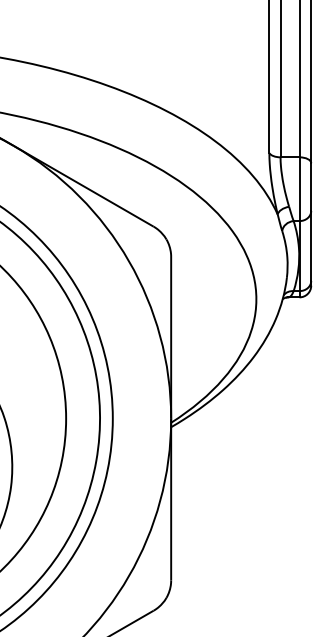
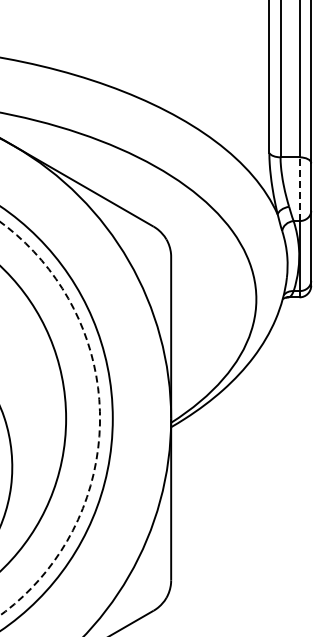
line: solid -> dashed (299, 189)
arc: solid -> dashed (99, 419)
